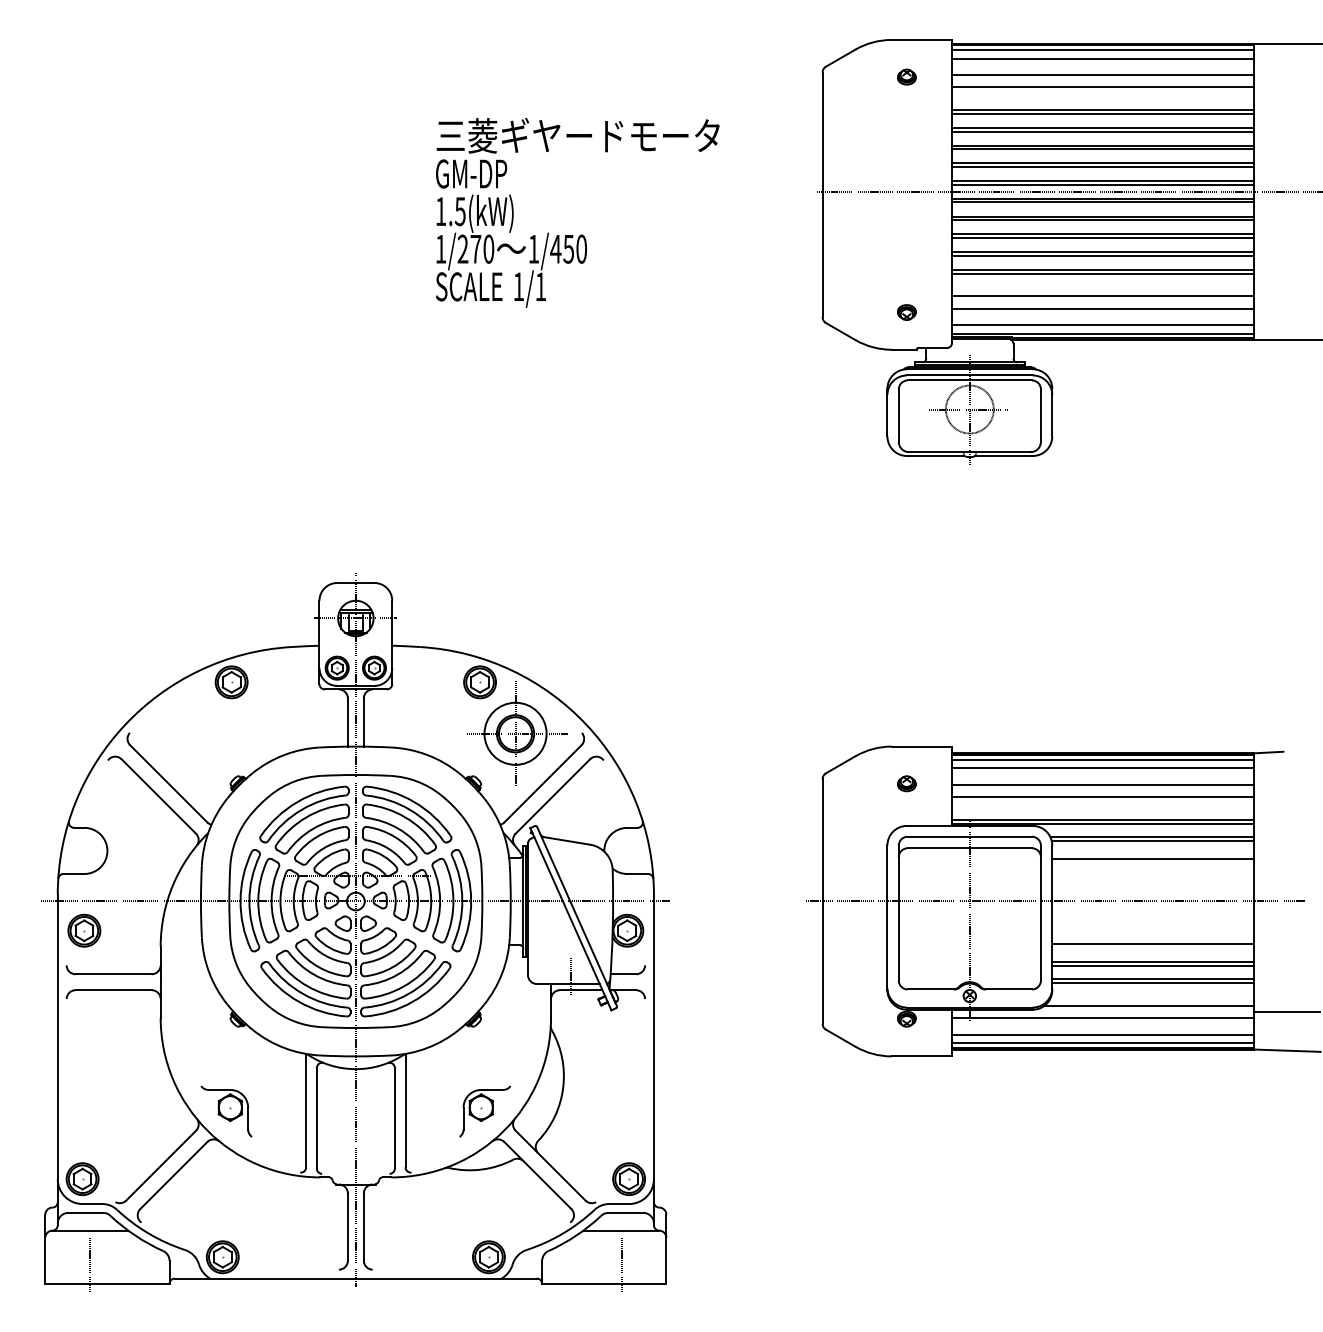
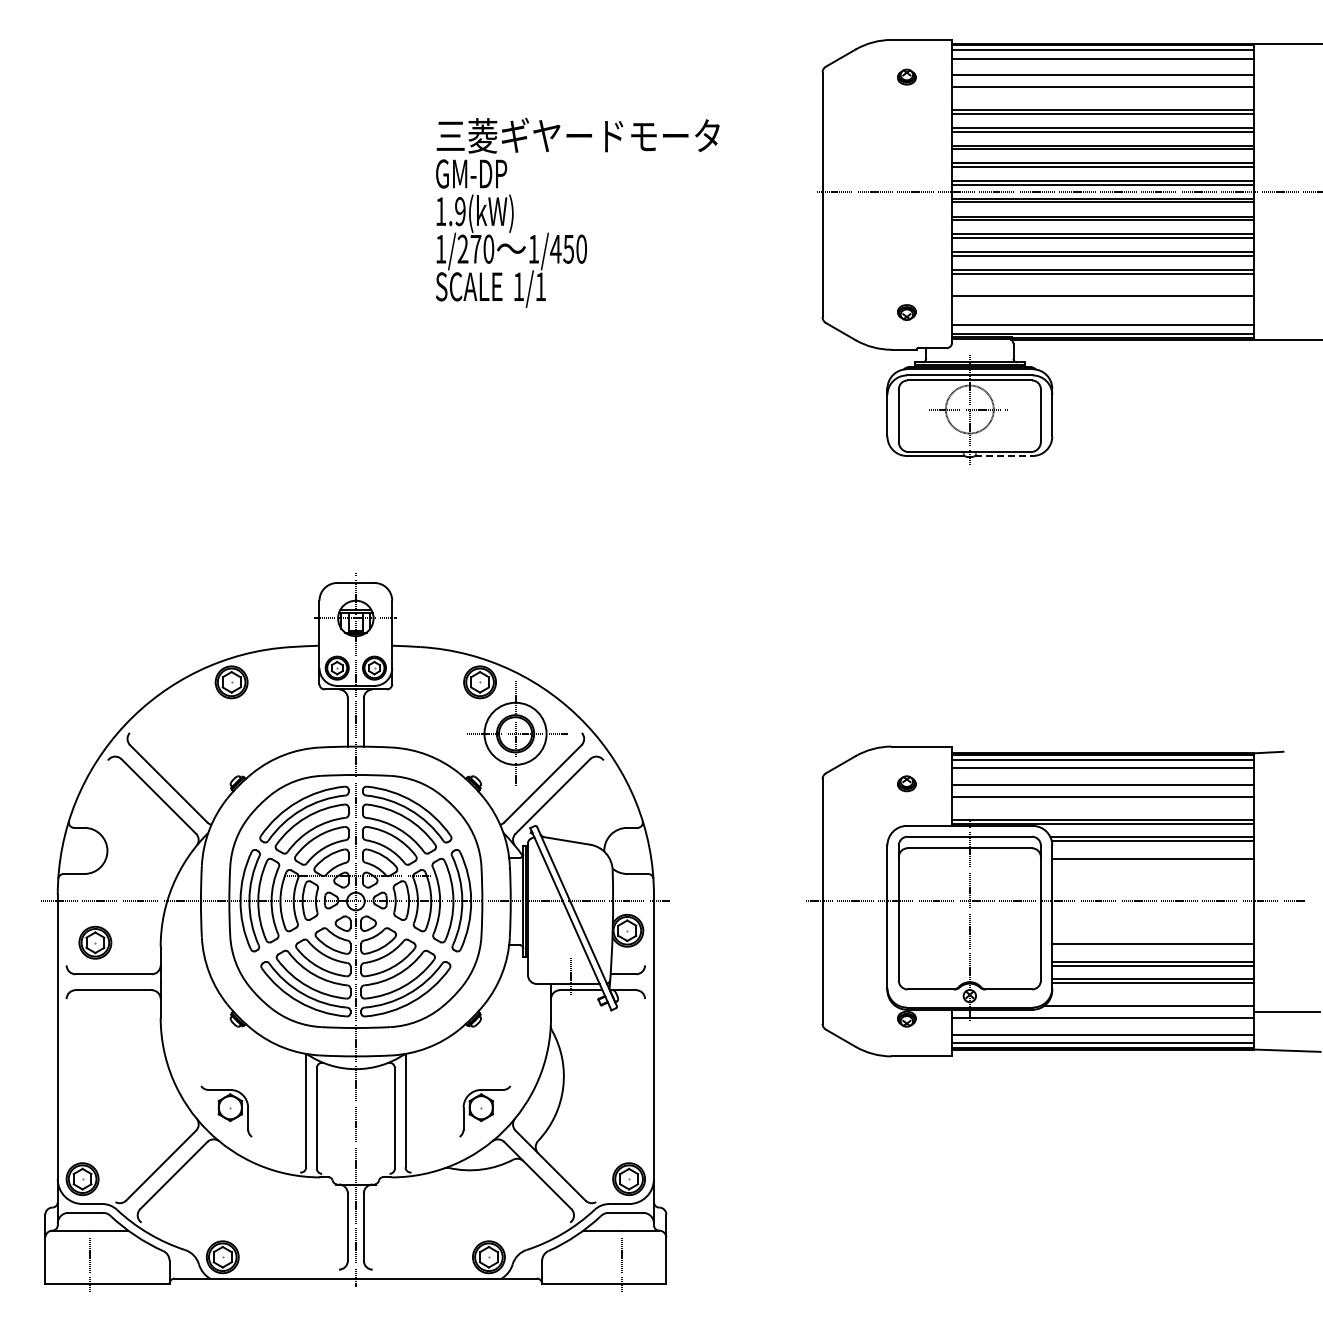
text: 1.5(kW) -> 1.9(kW) (459, 211)
line: present -> none (1102, 308)
line: solid -> dashed (1004, 456)
part position: (84, 930) -> (95, 942) (95, 942)
